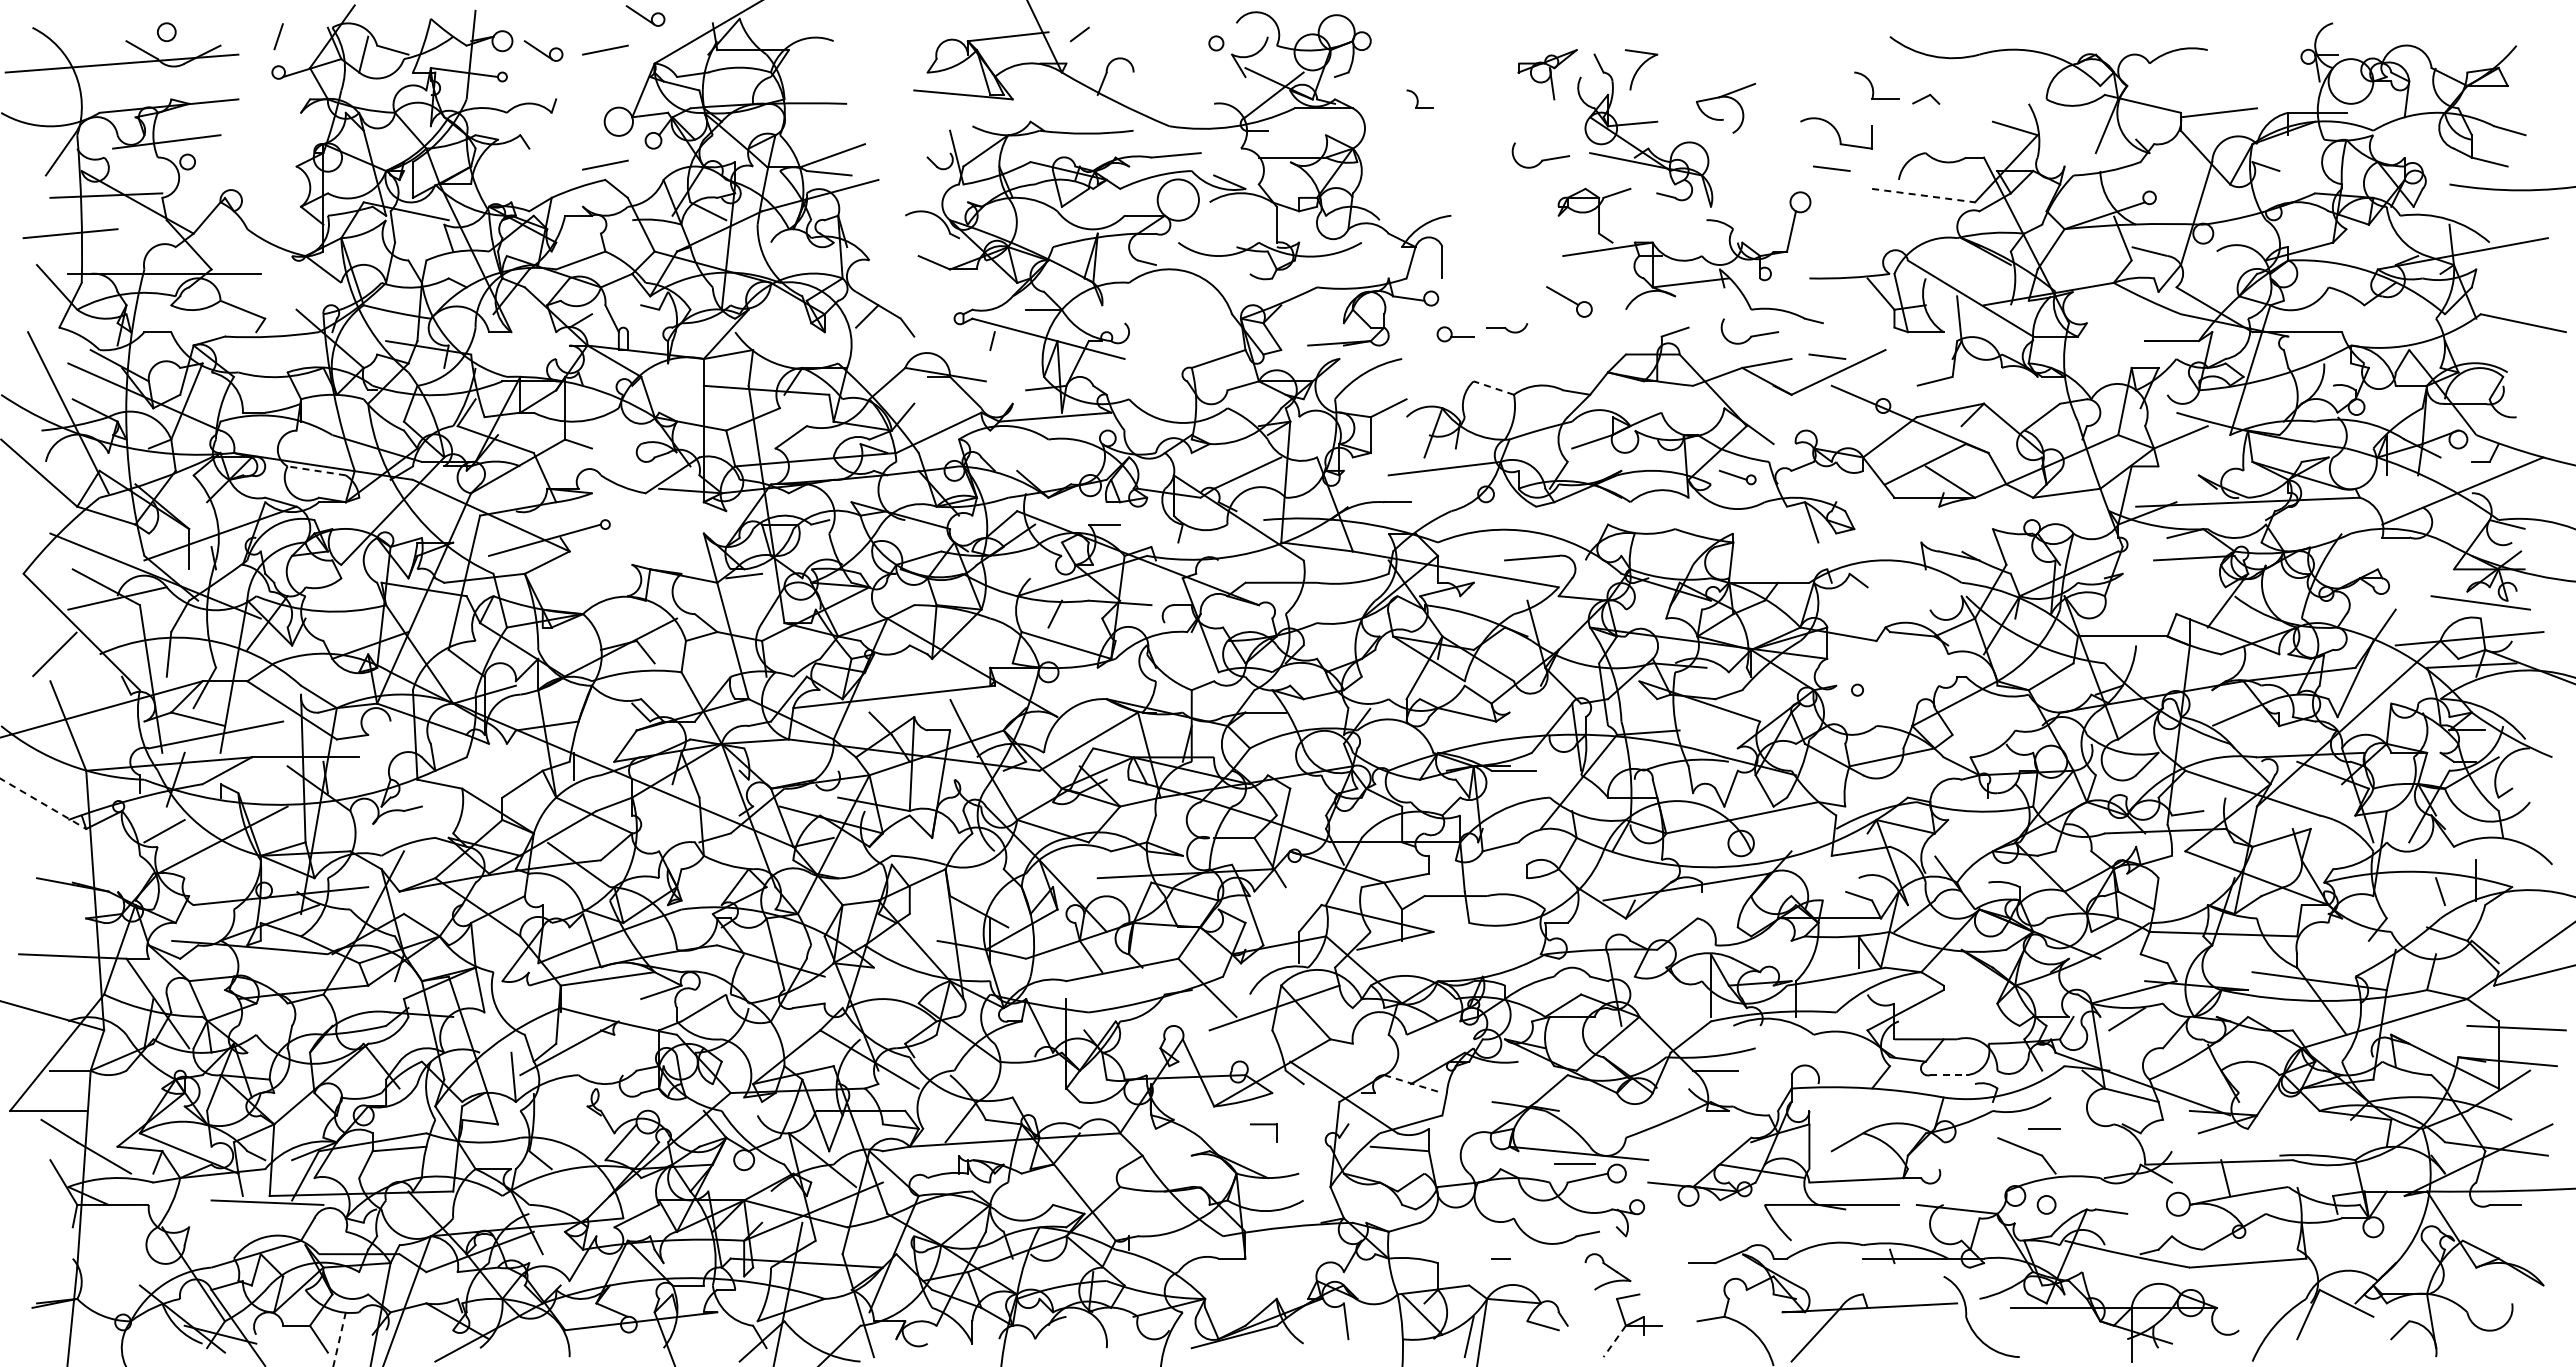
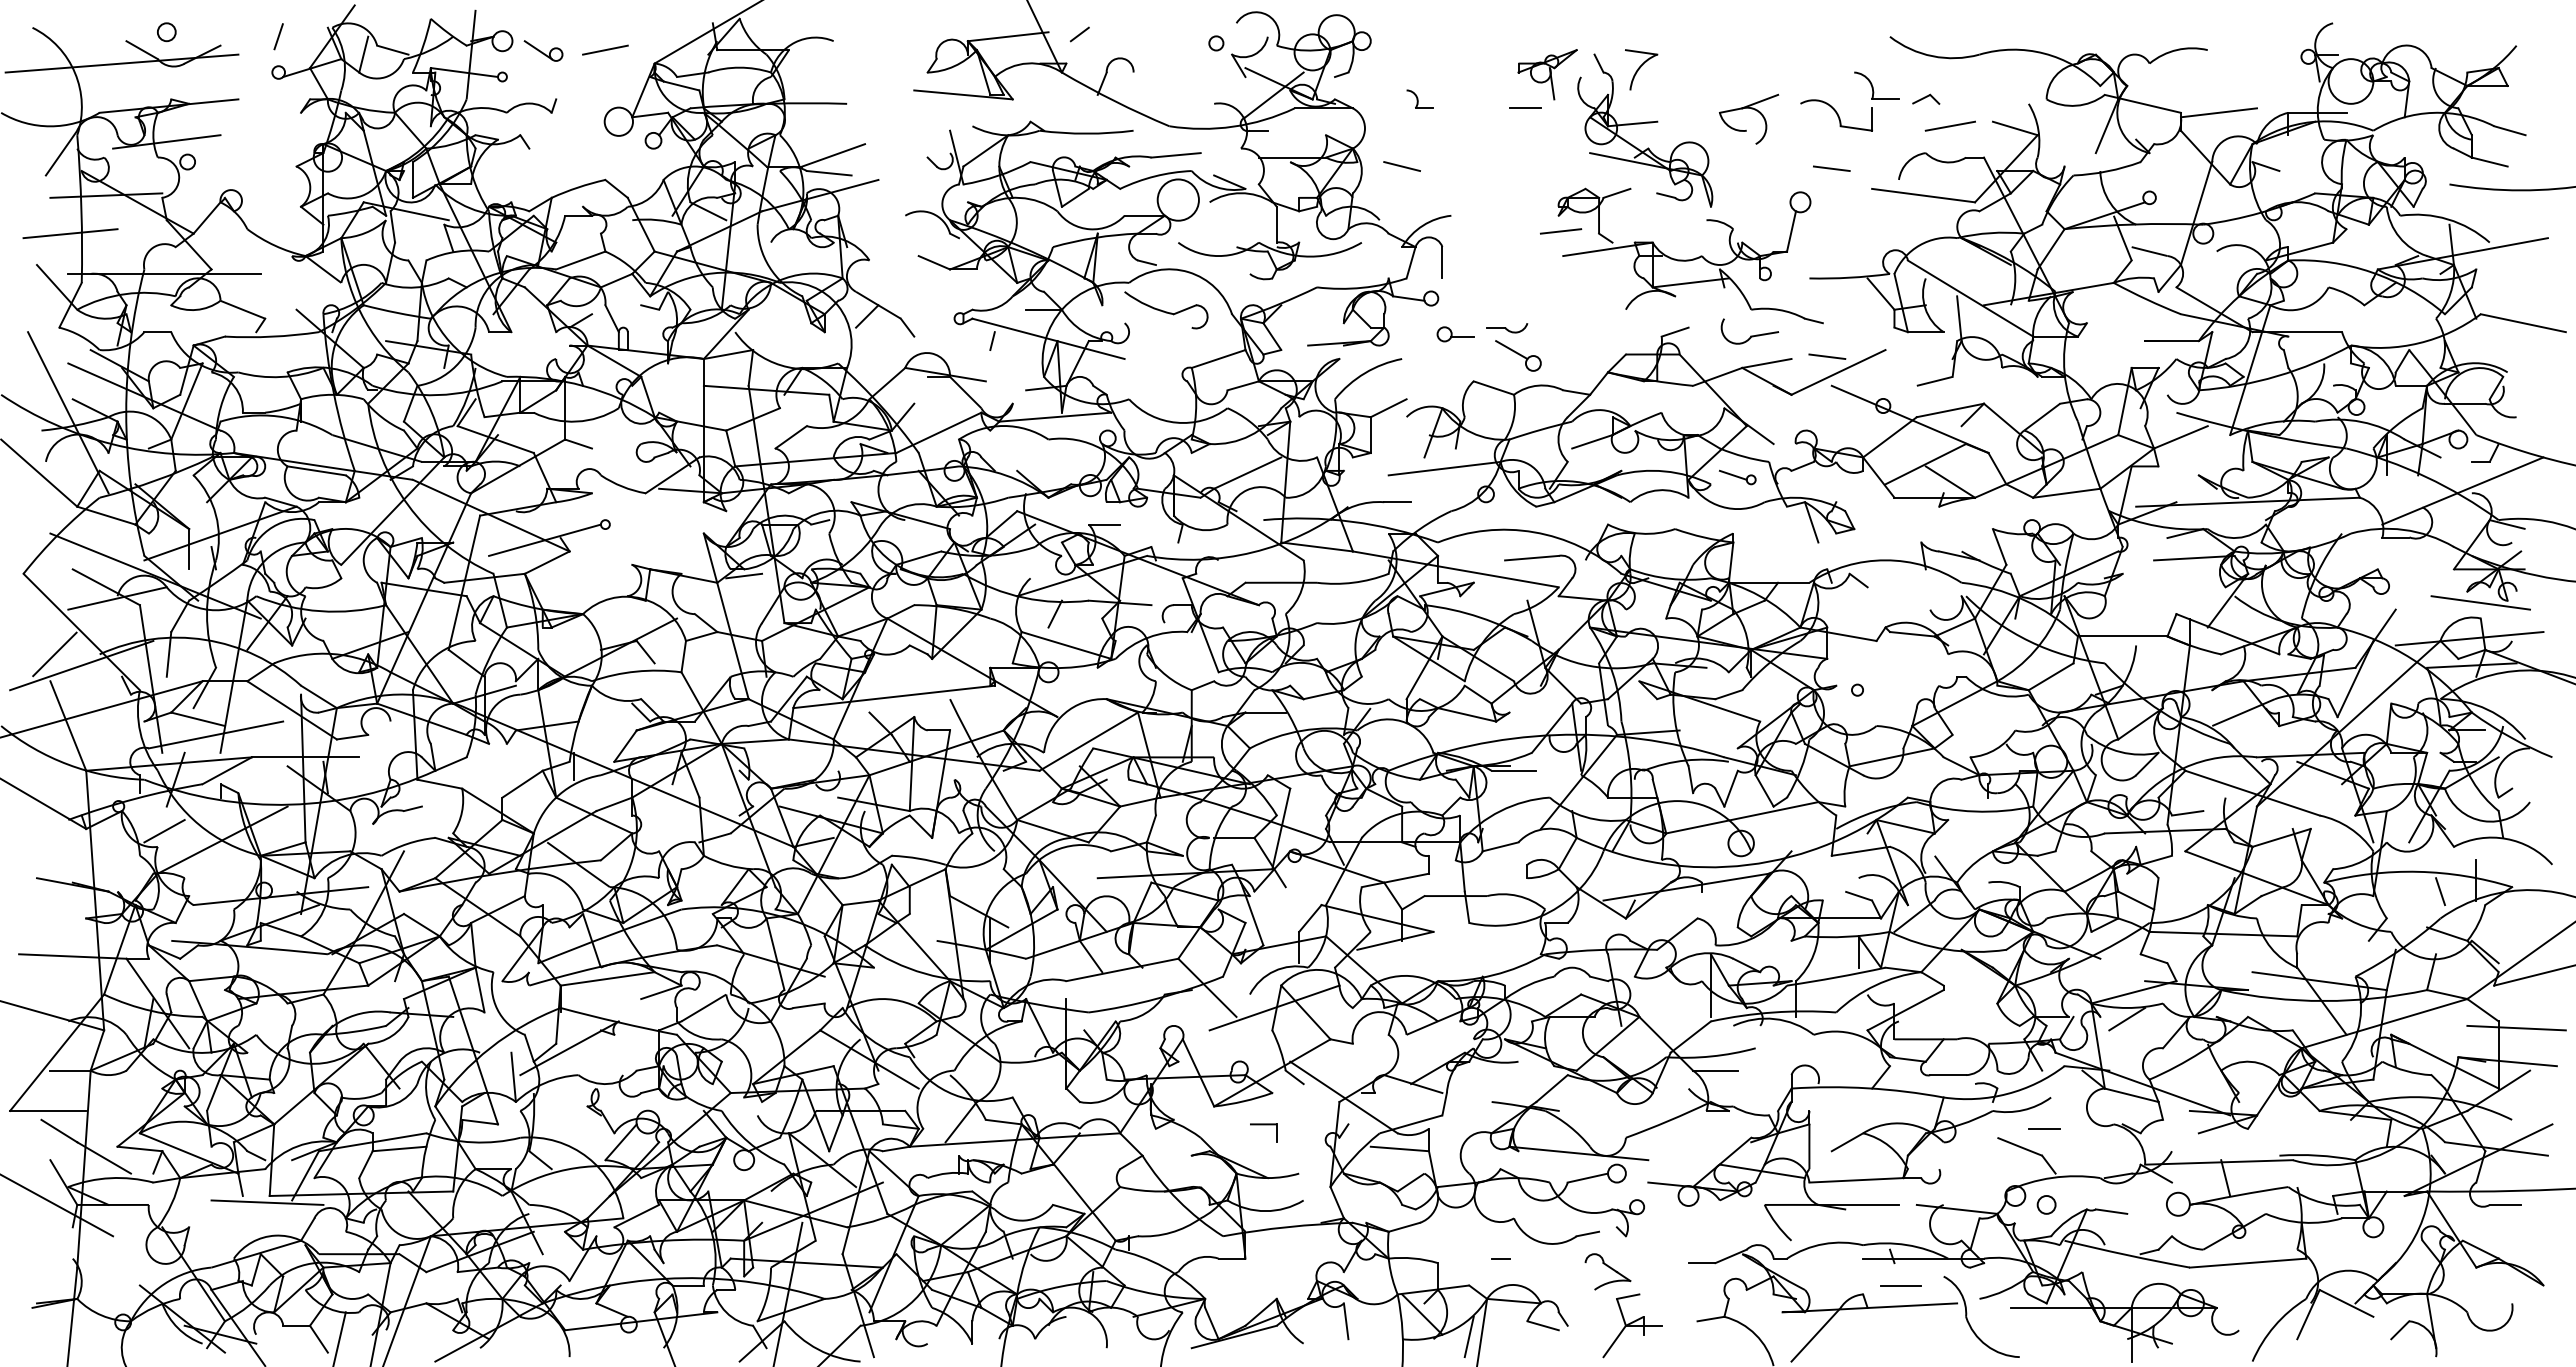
part: present -> none (645, 15)
part position: (1728, 98) -> (1751, 109) (1751, 109)
line: none -> present (1524, 108)
line: none -> present (1949, 125)
part position: (1836, 133) -> (1836, 115) (1836, 115)
part: present -> none (1540, 155)
line: present -> none (605, 164)
line: none -> present (1402, 166)
line: dashed -> solid (1923, 195)
line: none -> present (1561, 231)
part position: (1569, 301) -> (1518, 355) (1518, 355)
part: none -> present (1166, 310)
line: dashed -> solid (1493, 387)
line: dashed -> solid (316, 470)
line: none -> present (81, 665)
line: dashed -> solid (43, 803)
line: dashed -> solid (1948, 1075)
line: dashed -> solid (1413, 1084)
line position: (1574, 1163) -> (1900, 1285) (1900, 1285)
line: none -> present (57, 1205)
line: dashed -> solid (339, 1339)
line: dashed -> solid (1614, 1341)
